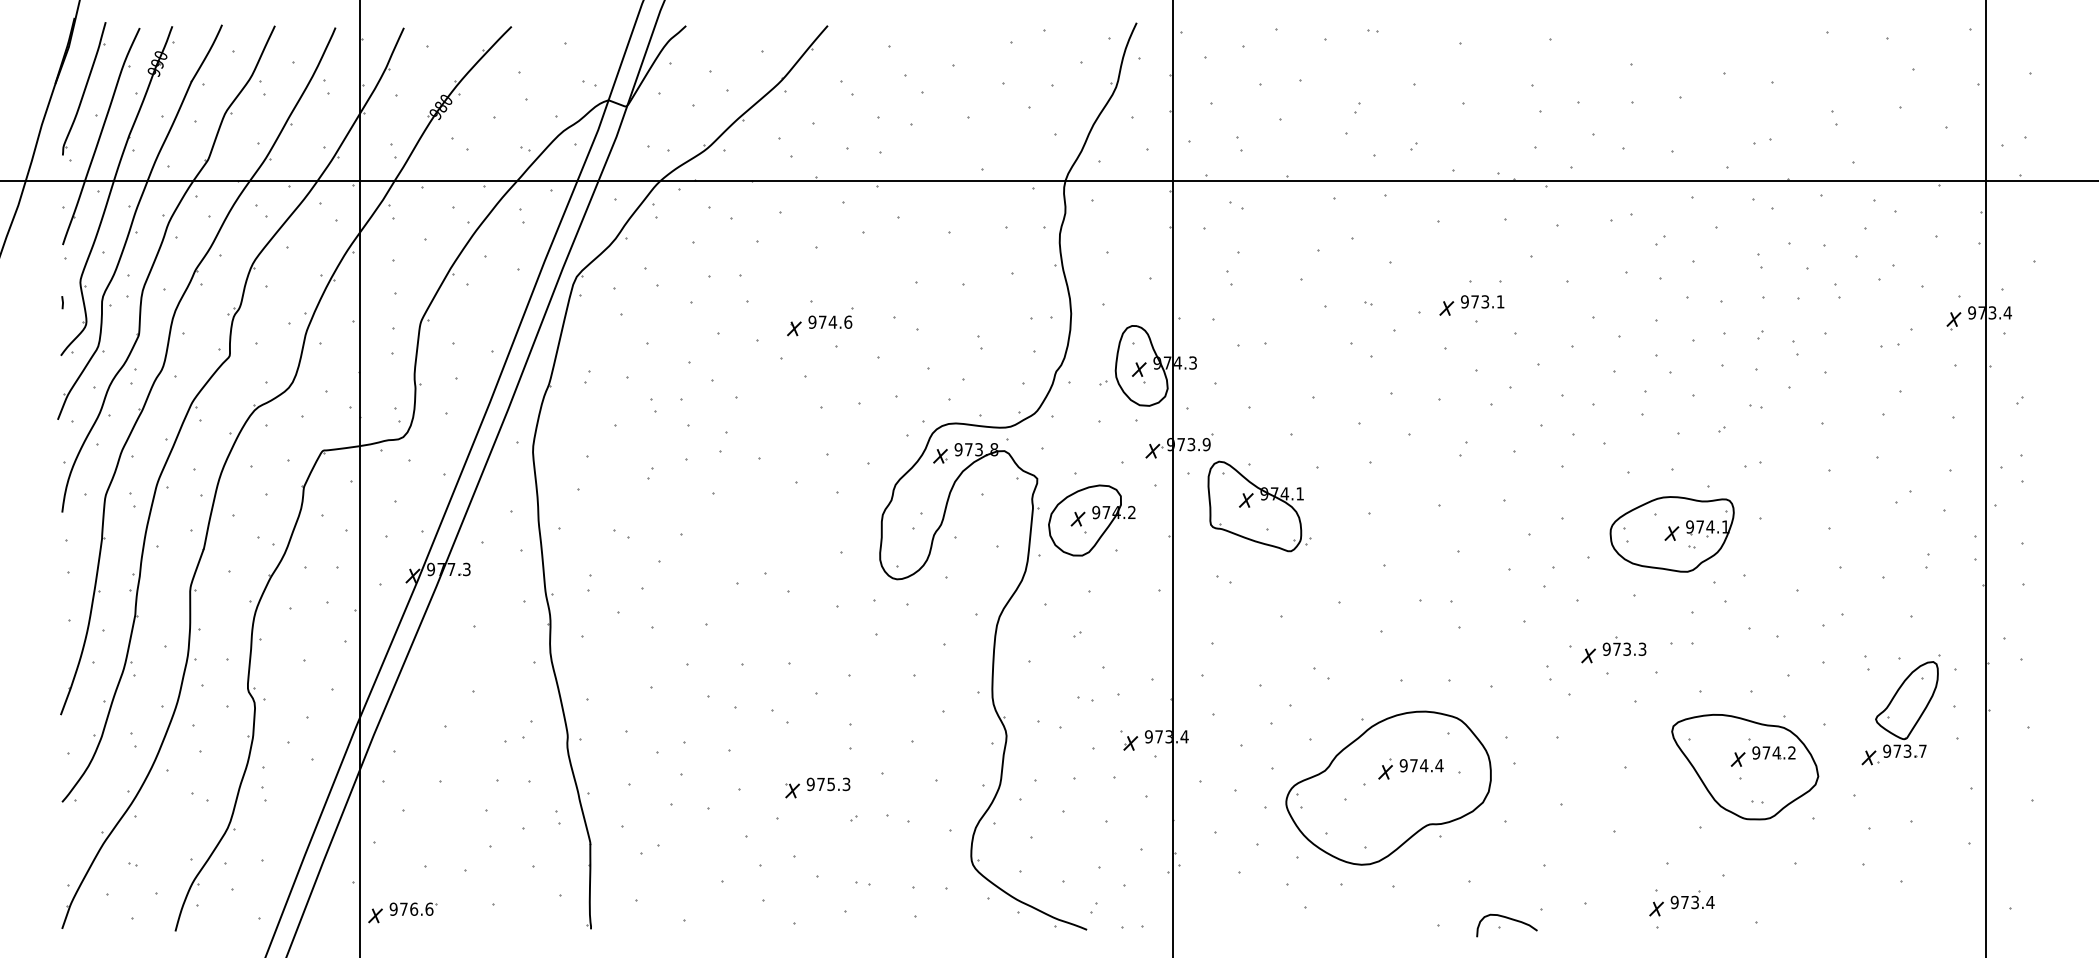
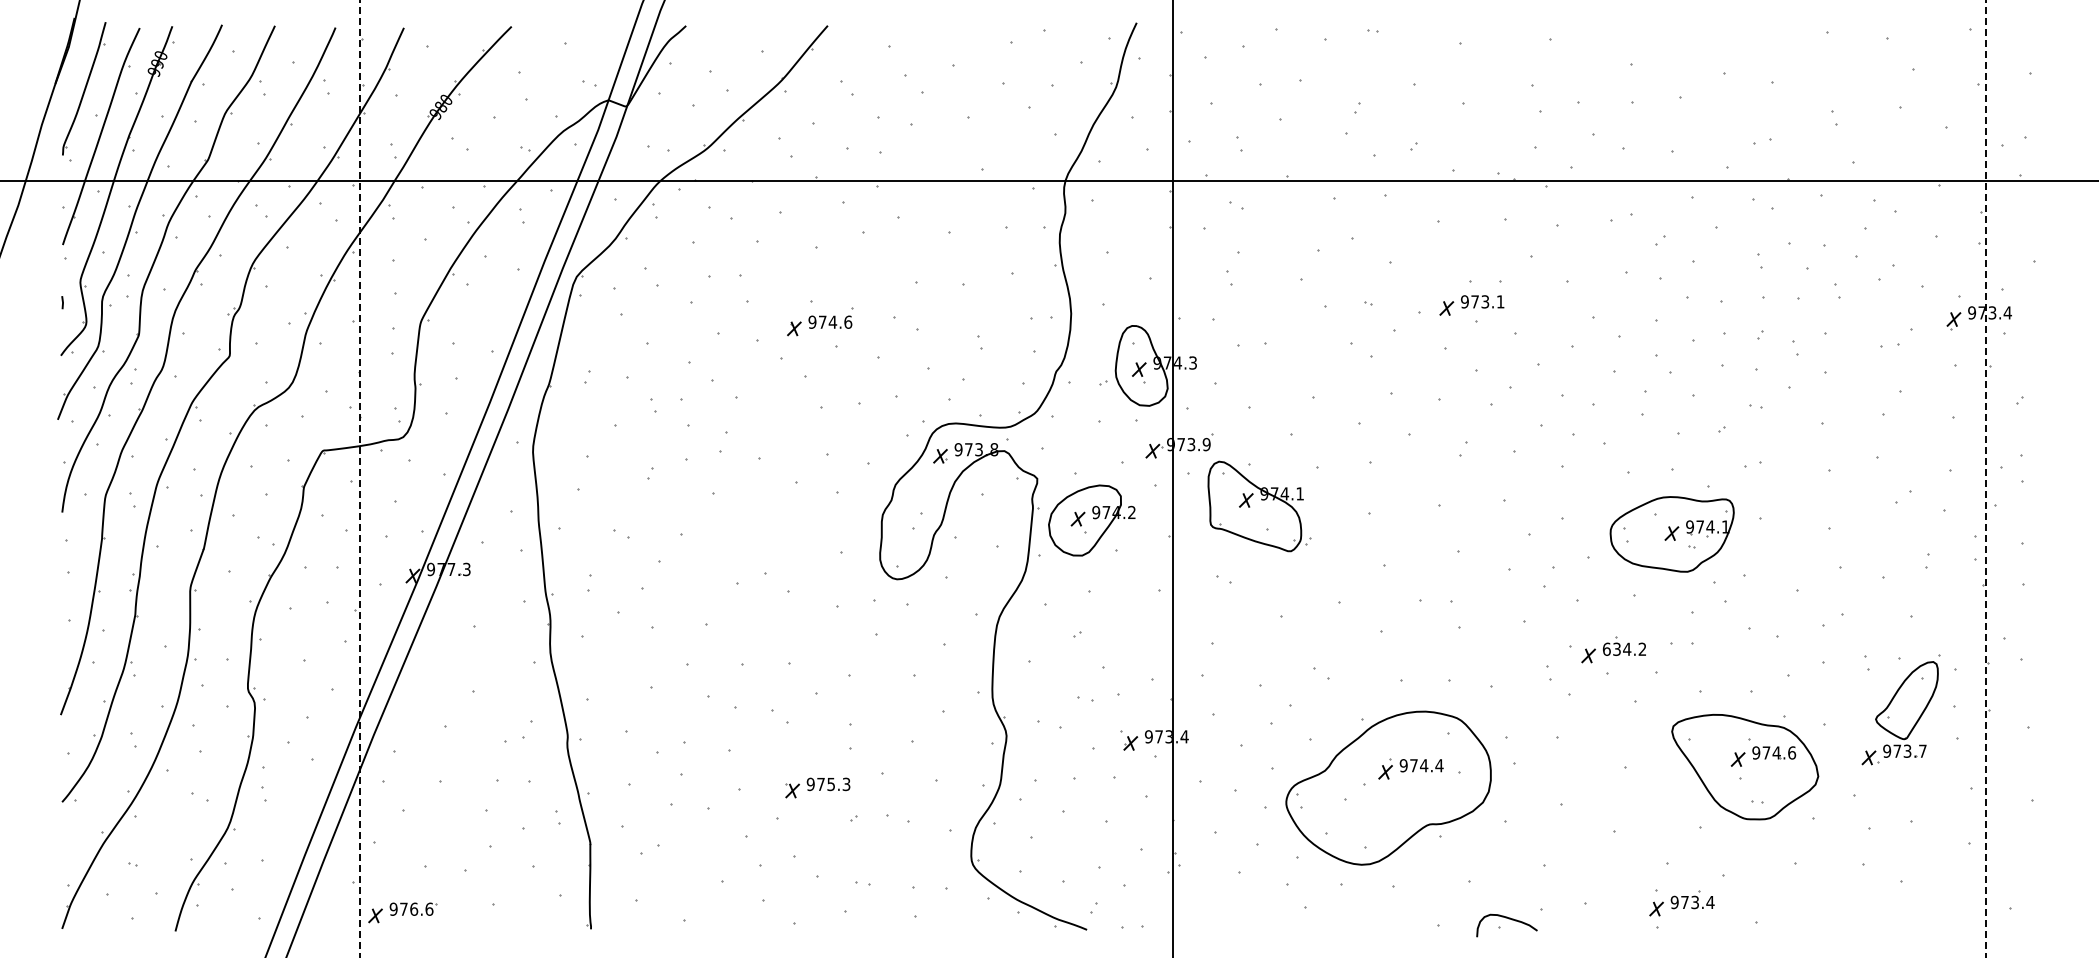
line: solid -> dashed (359, 479)
line: solid -> dashed (1985, 479)
text: 973.3 -> 634.2 (1624, 648)
text: 974.2 -> 974.6 (1792, 752)
